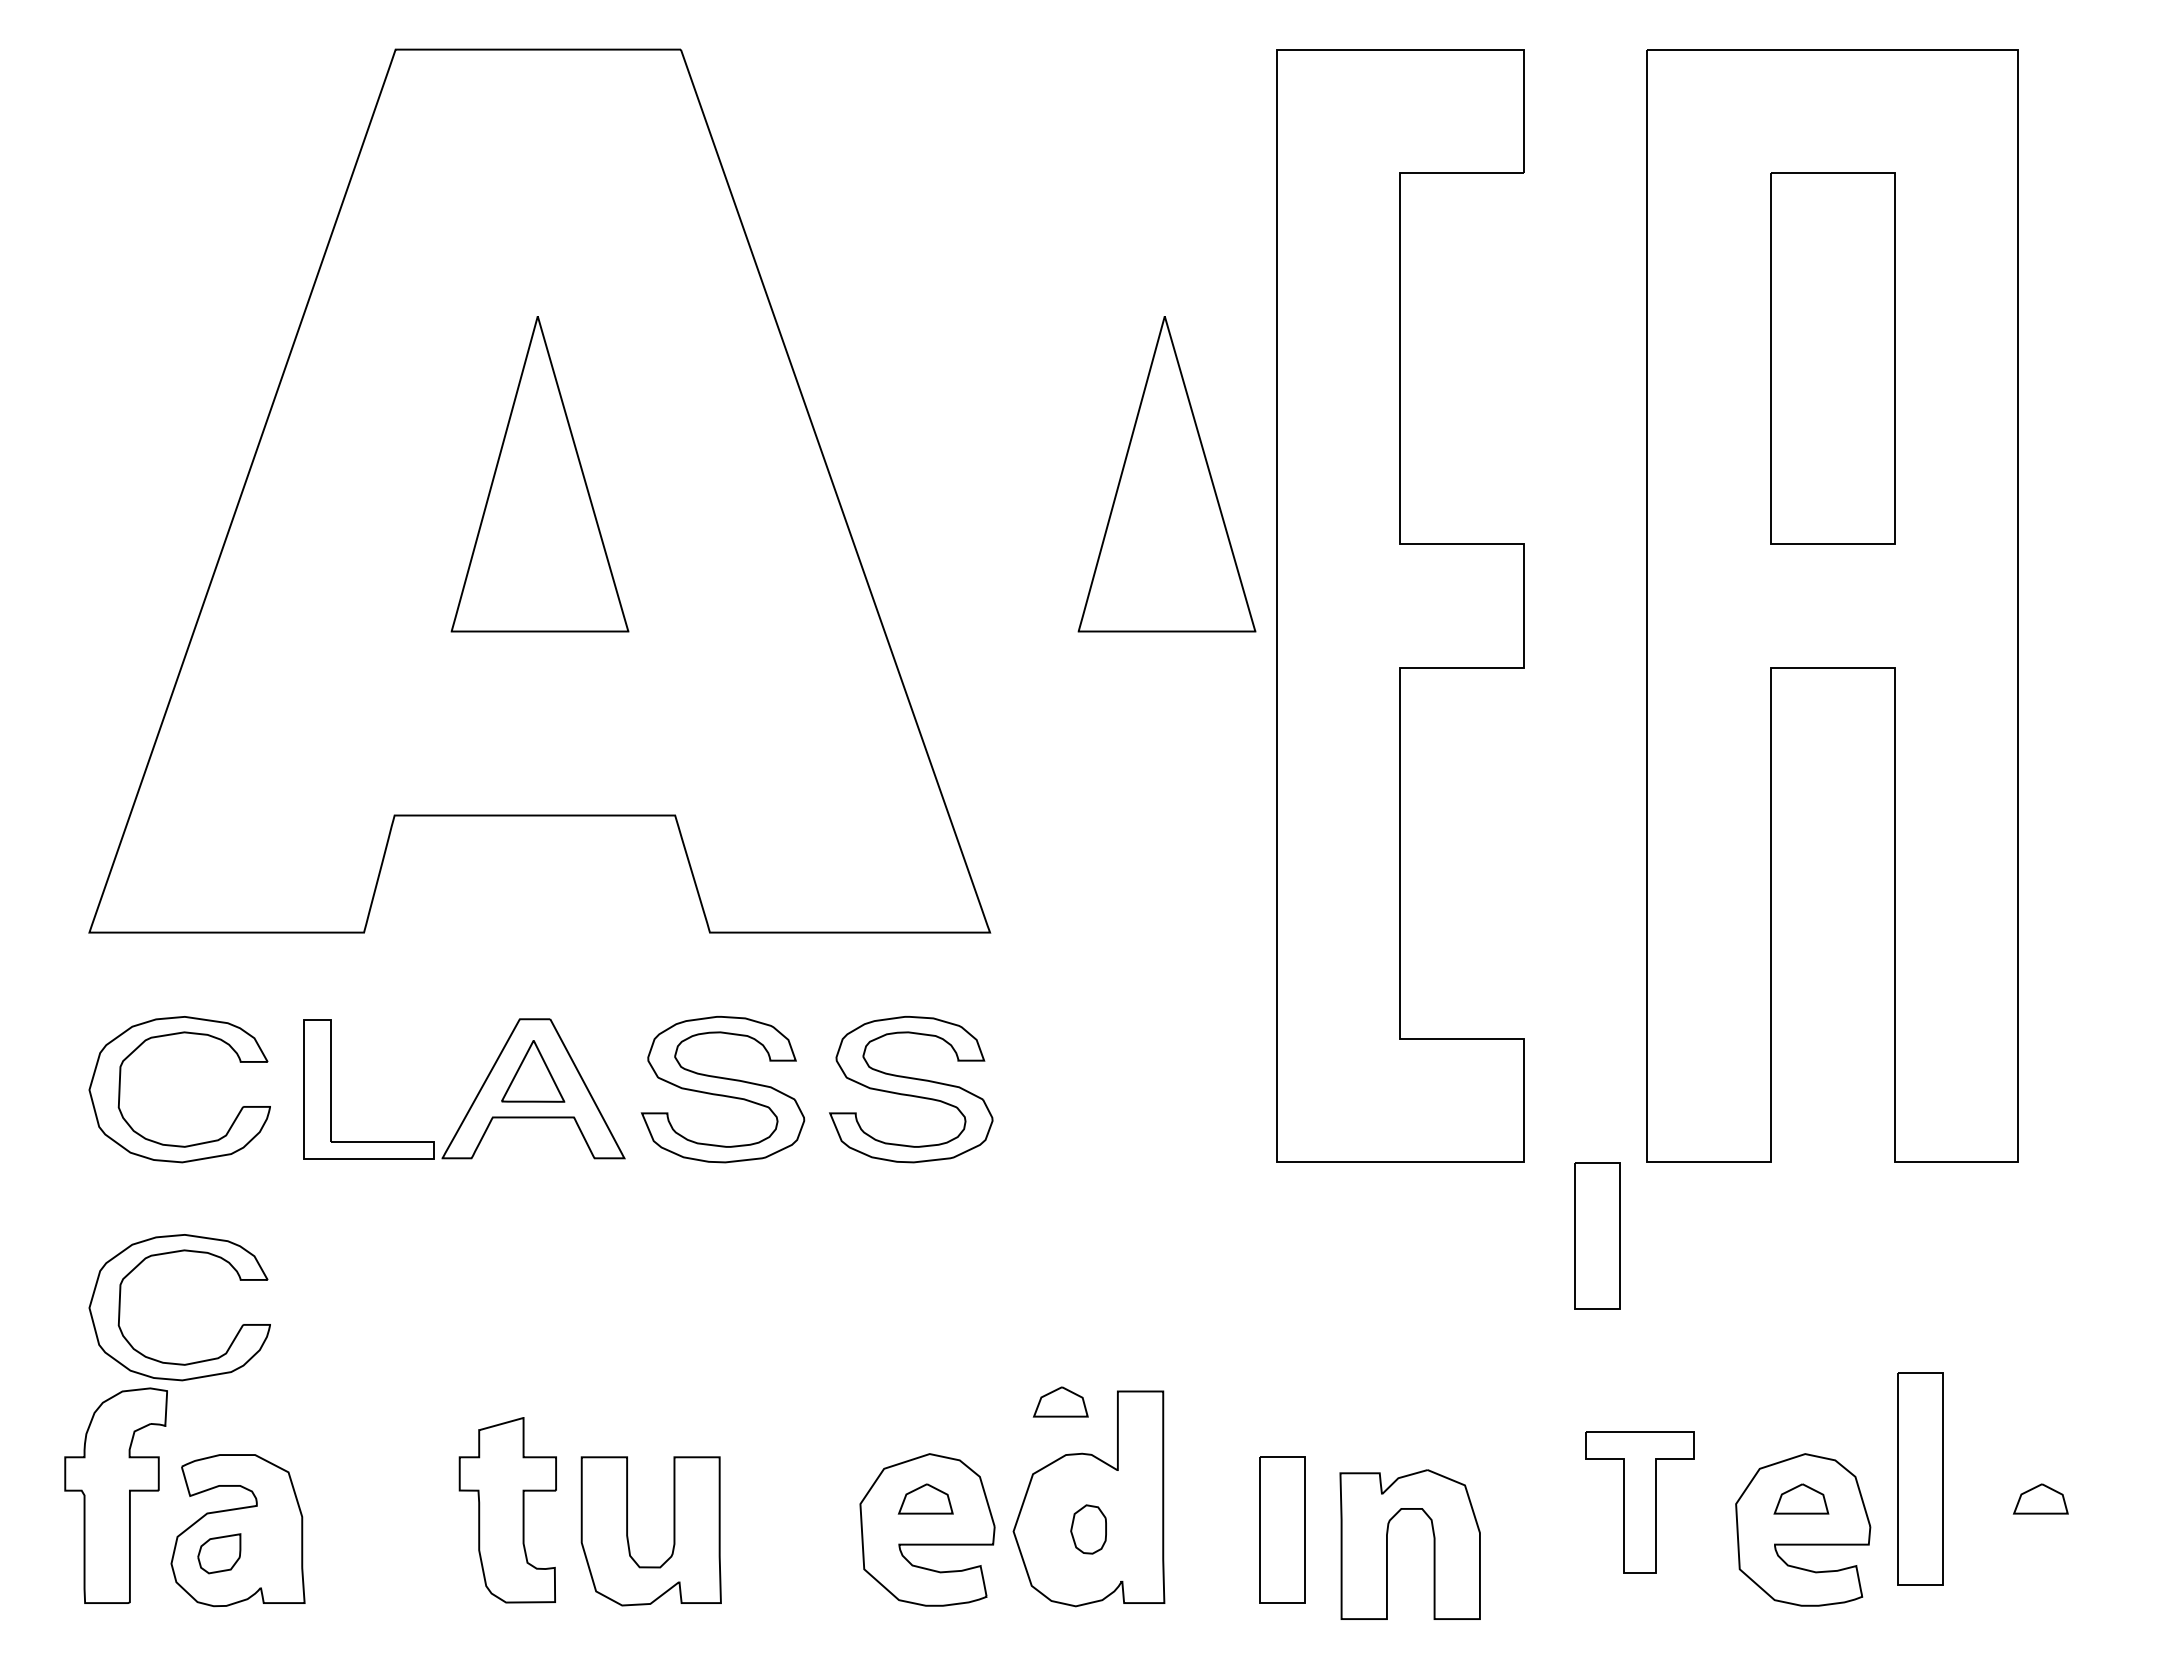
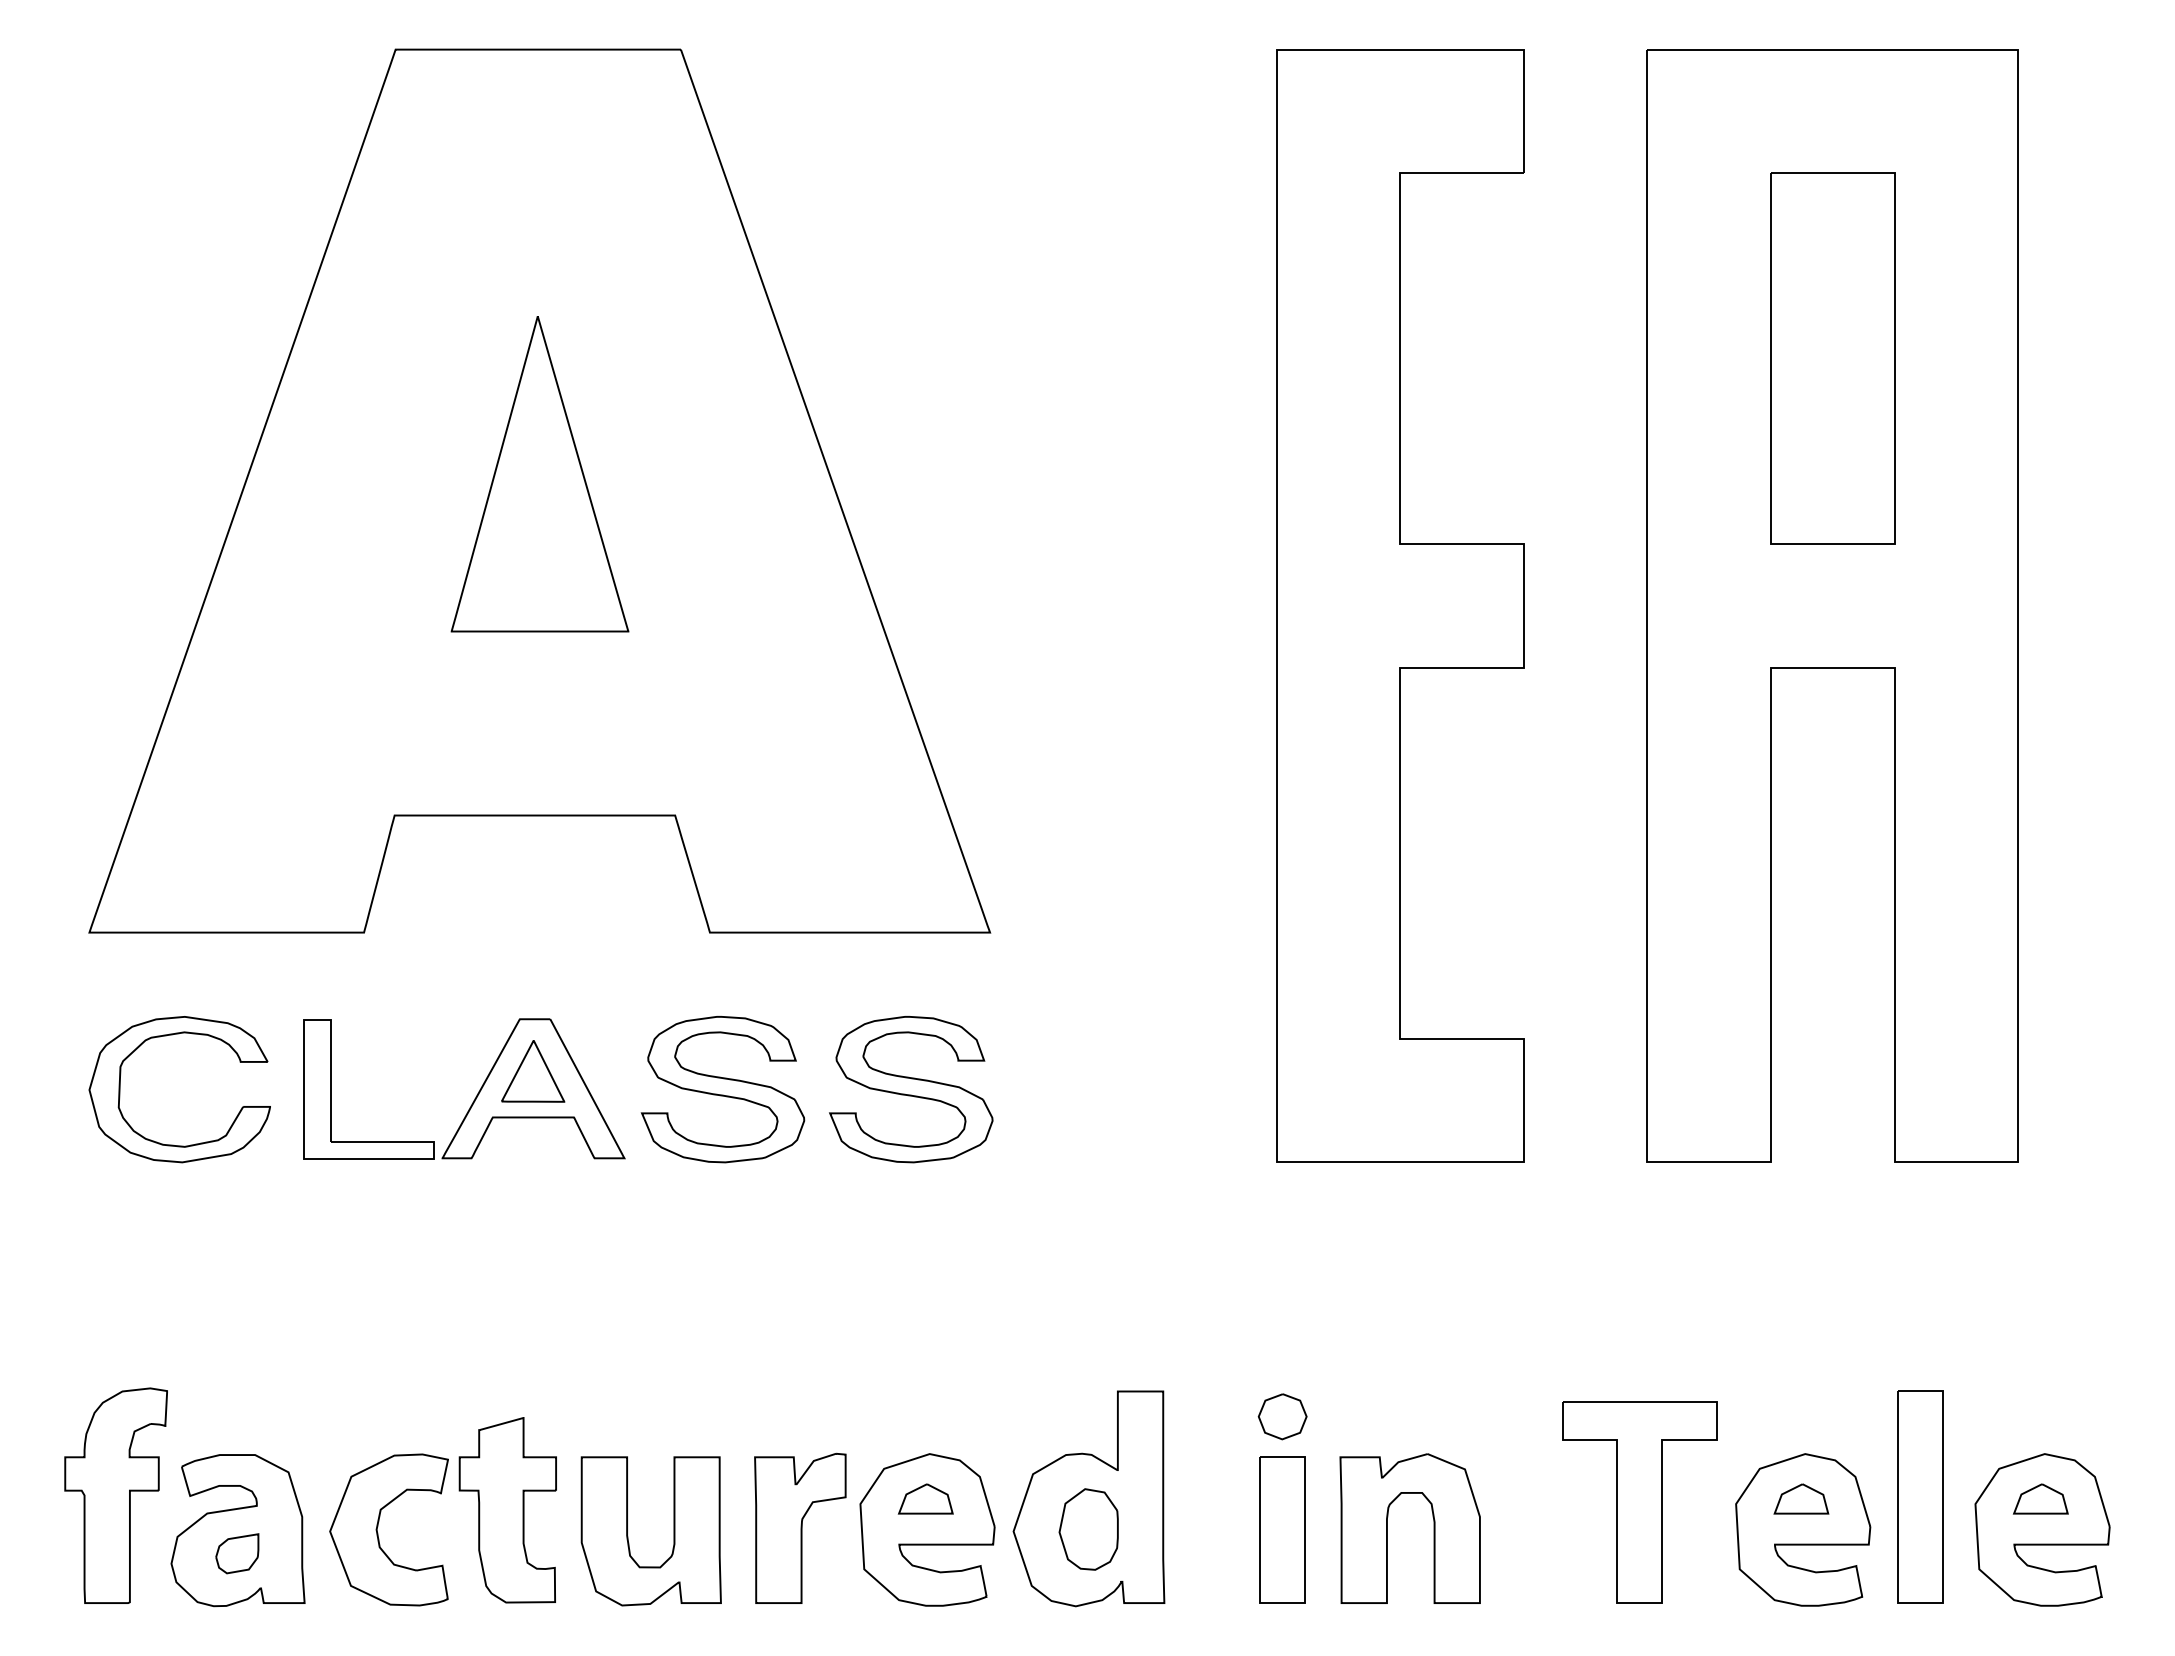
part: present -> none (1166, 474)
part: present -> none (1597, 1235)
part: present -> none (172, 1253)
part: present -> none (1060, 1401)
part: none -> present (1282, 1416)
part position: (1920, 1478) -> (1920, 1496) (1920, 1496)
part size: 110x143 px -> 156x203 px (1639, 1502)
part: none -> present (378, 1526)
part: none -> present (800, 1527)
part size: 37x51 px -> 61x83 px (1088, 1529)
part: none -> present (2042, 1529)
part position: (1387, 1544) -> (1387, 1528) (1387, 1528)
part position: (219, 1553) -> (237, 1553) (237, 1553)
